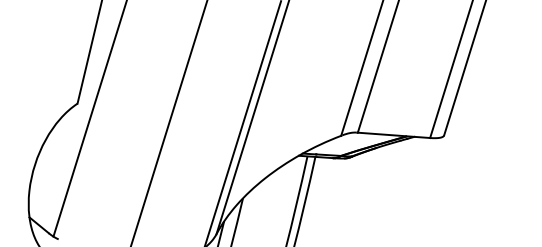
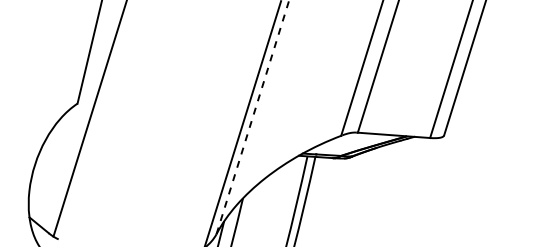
line: solid -> dashed (253, 116)
line: present -> none (168, 122)
